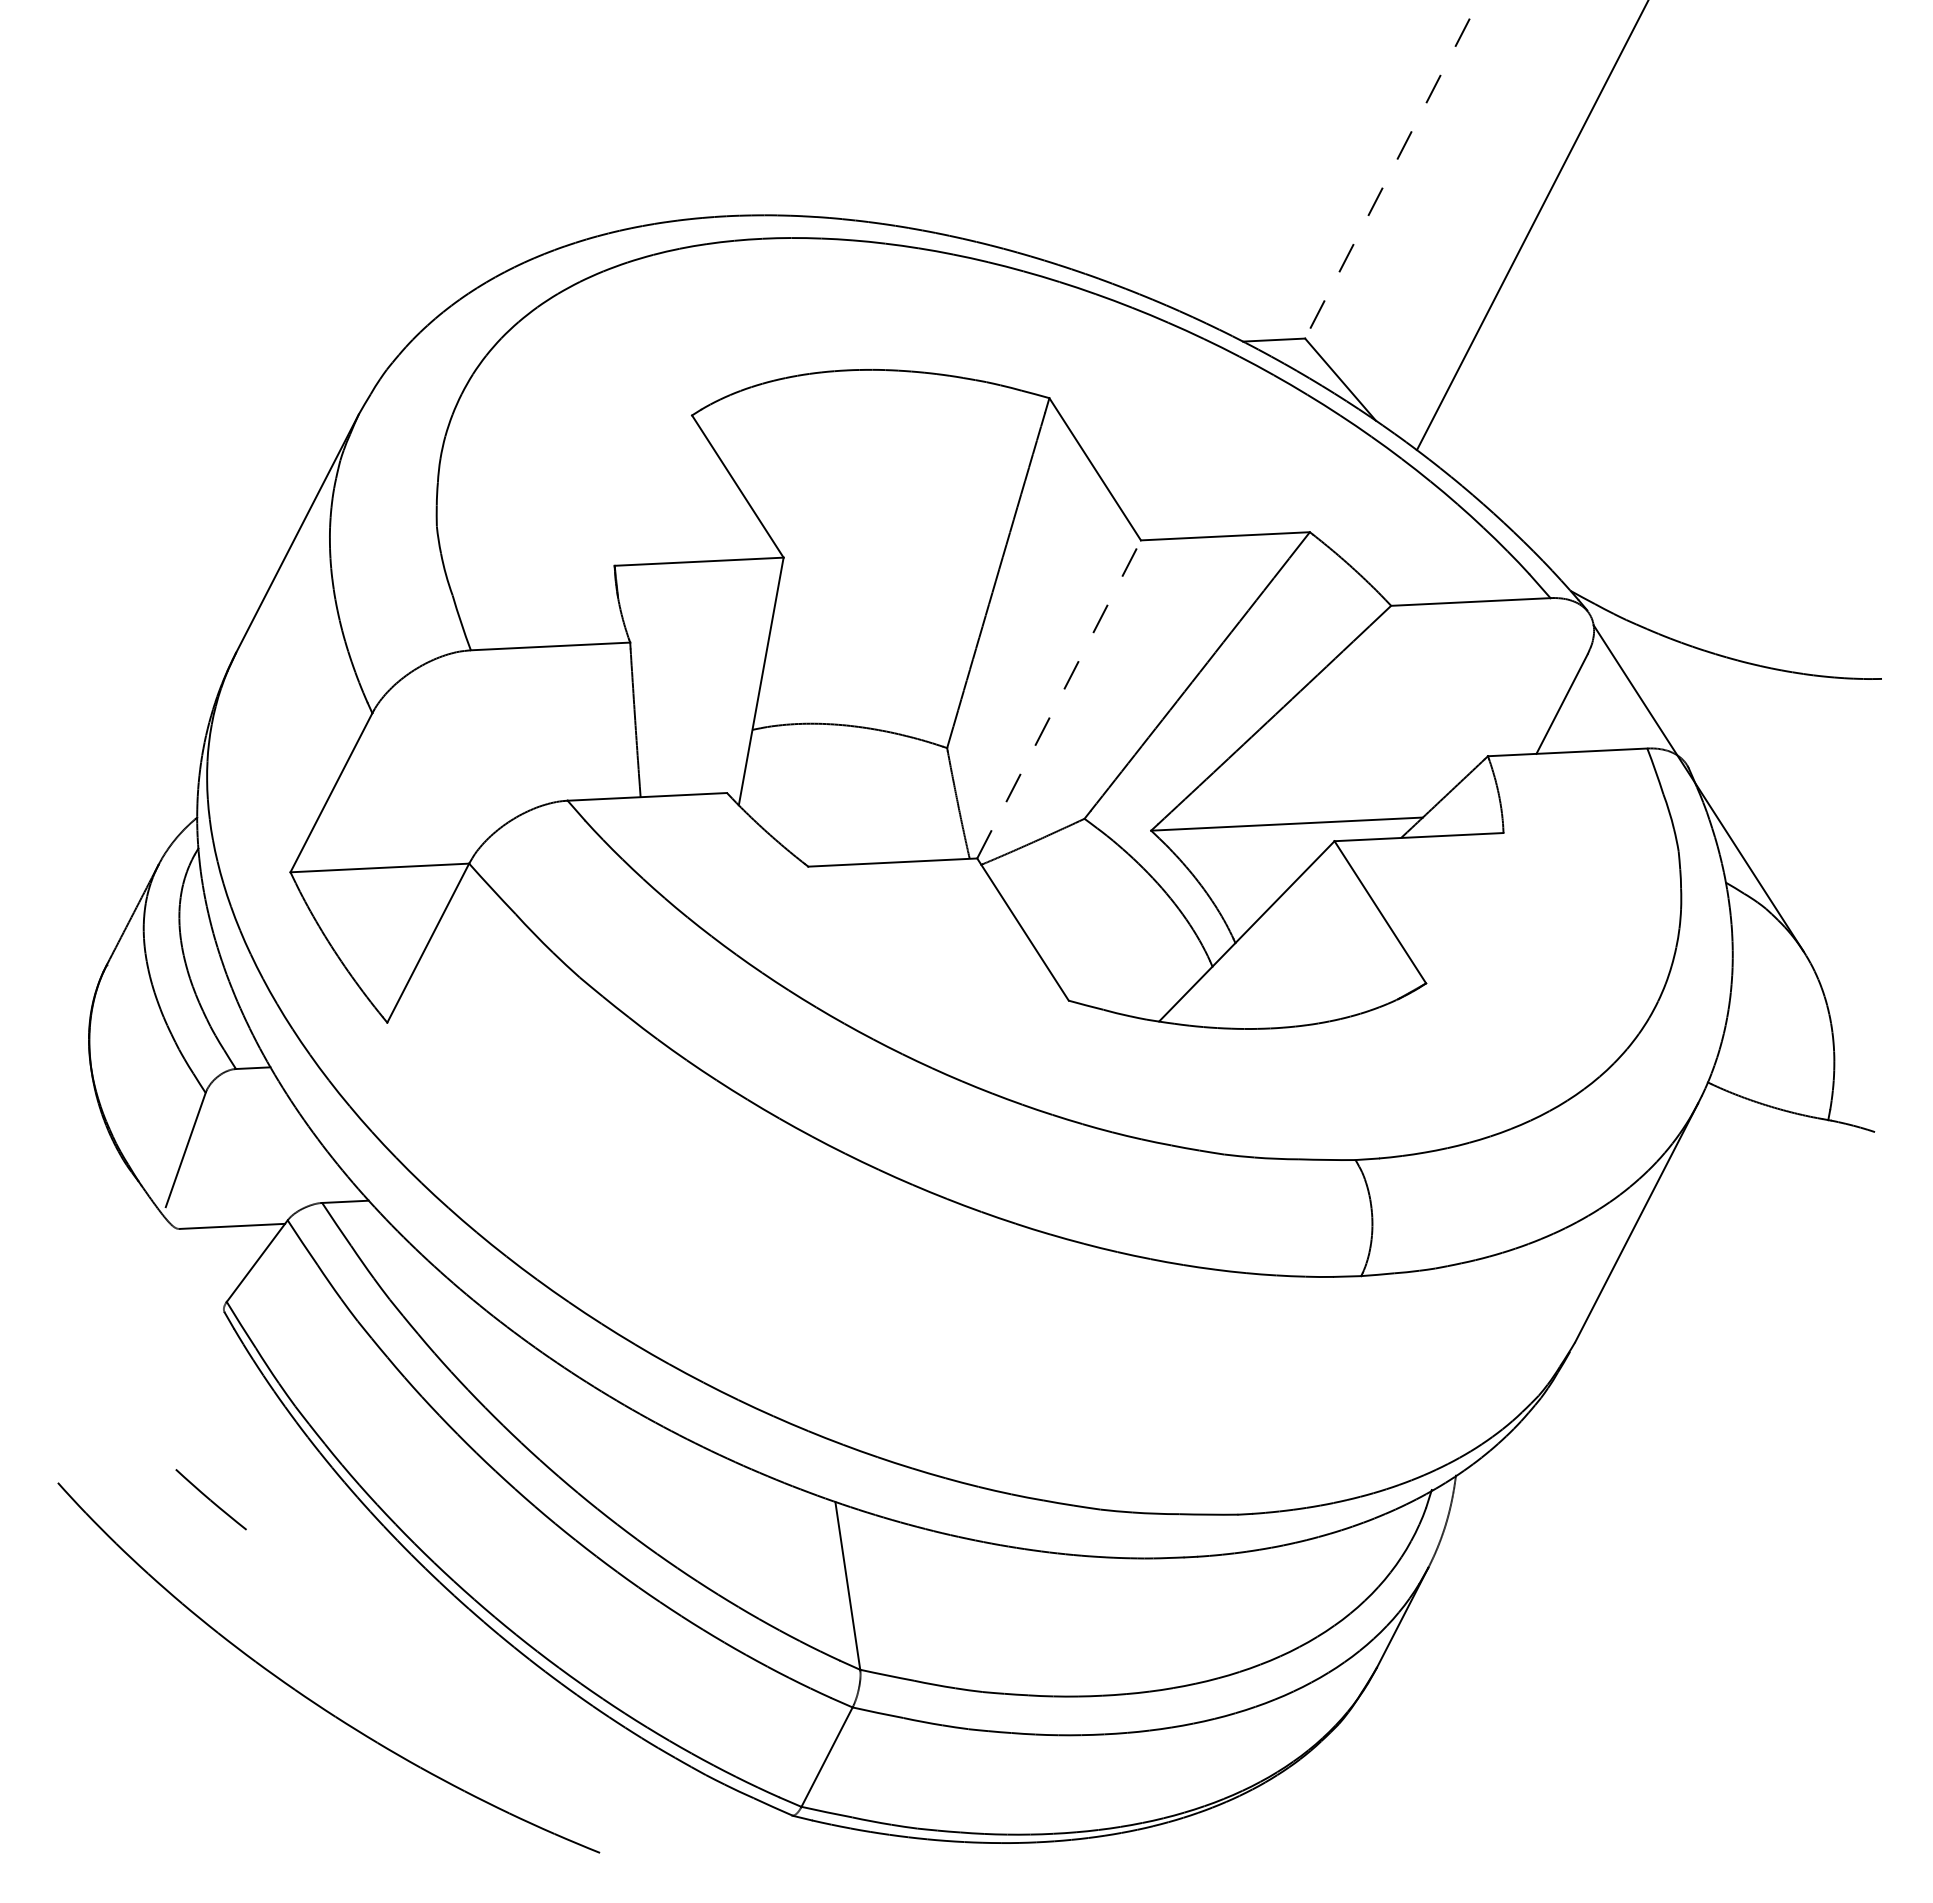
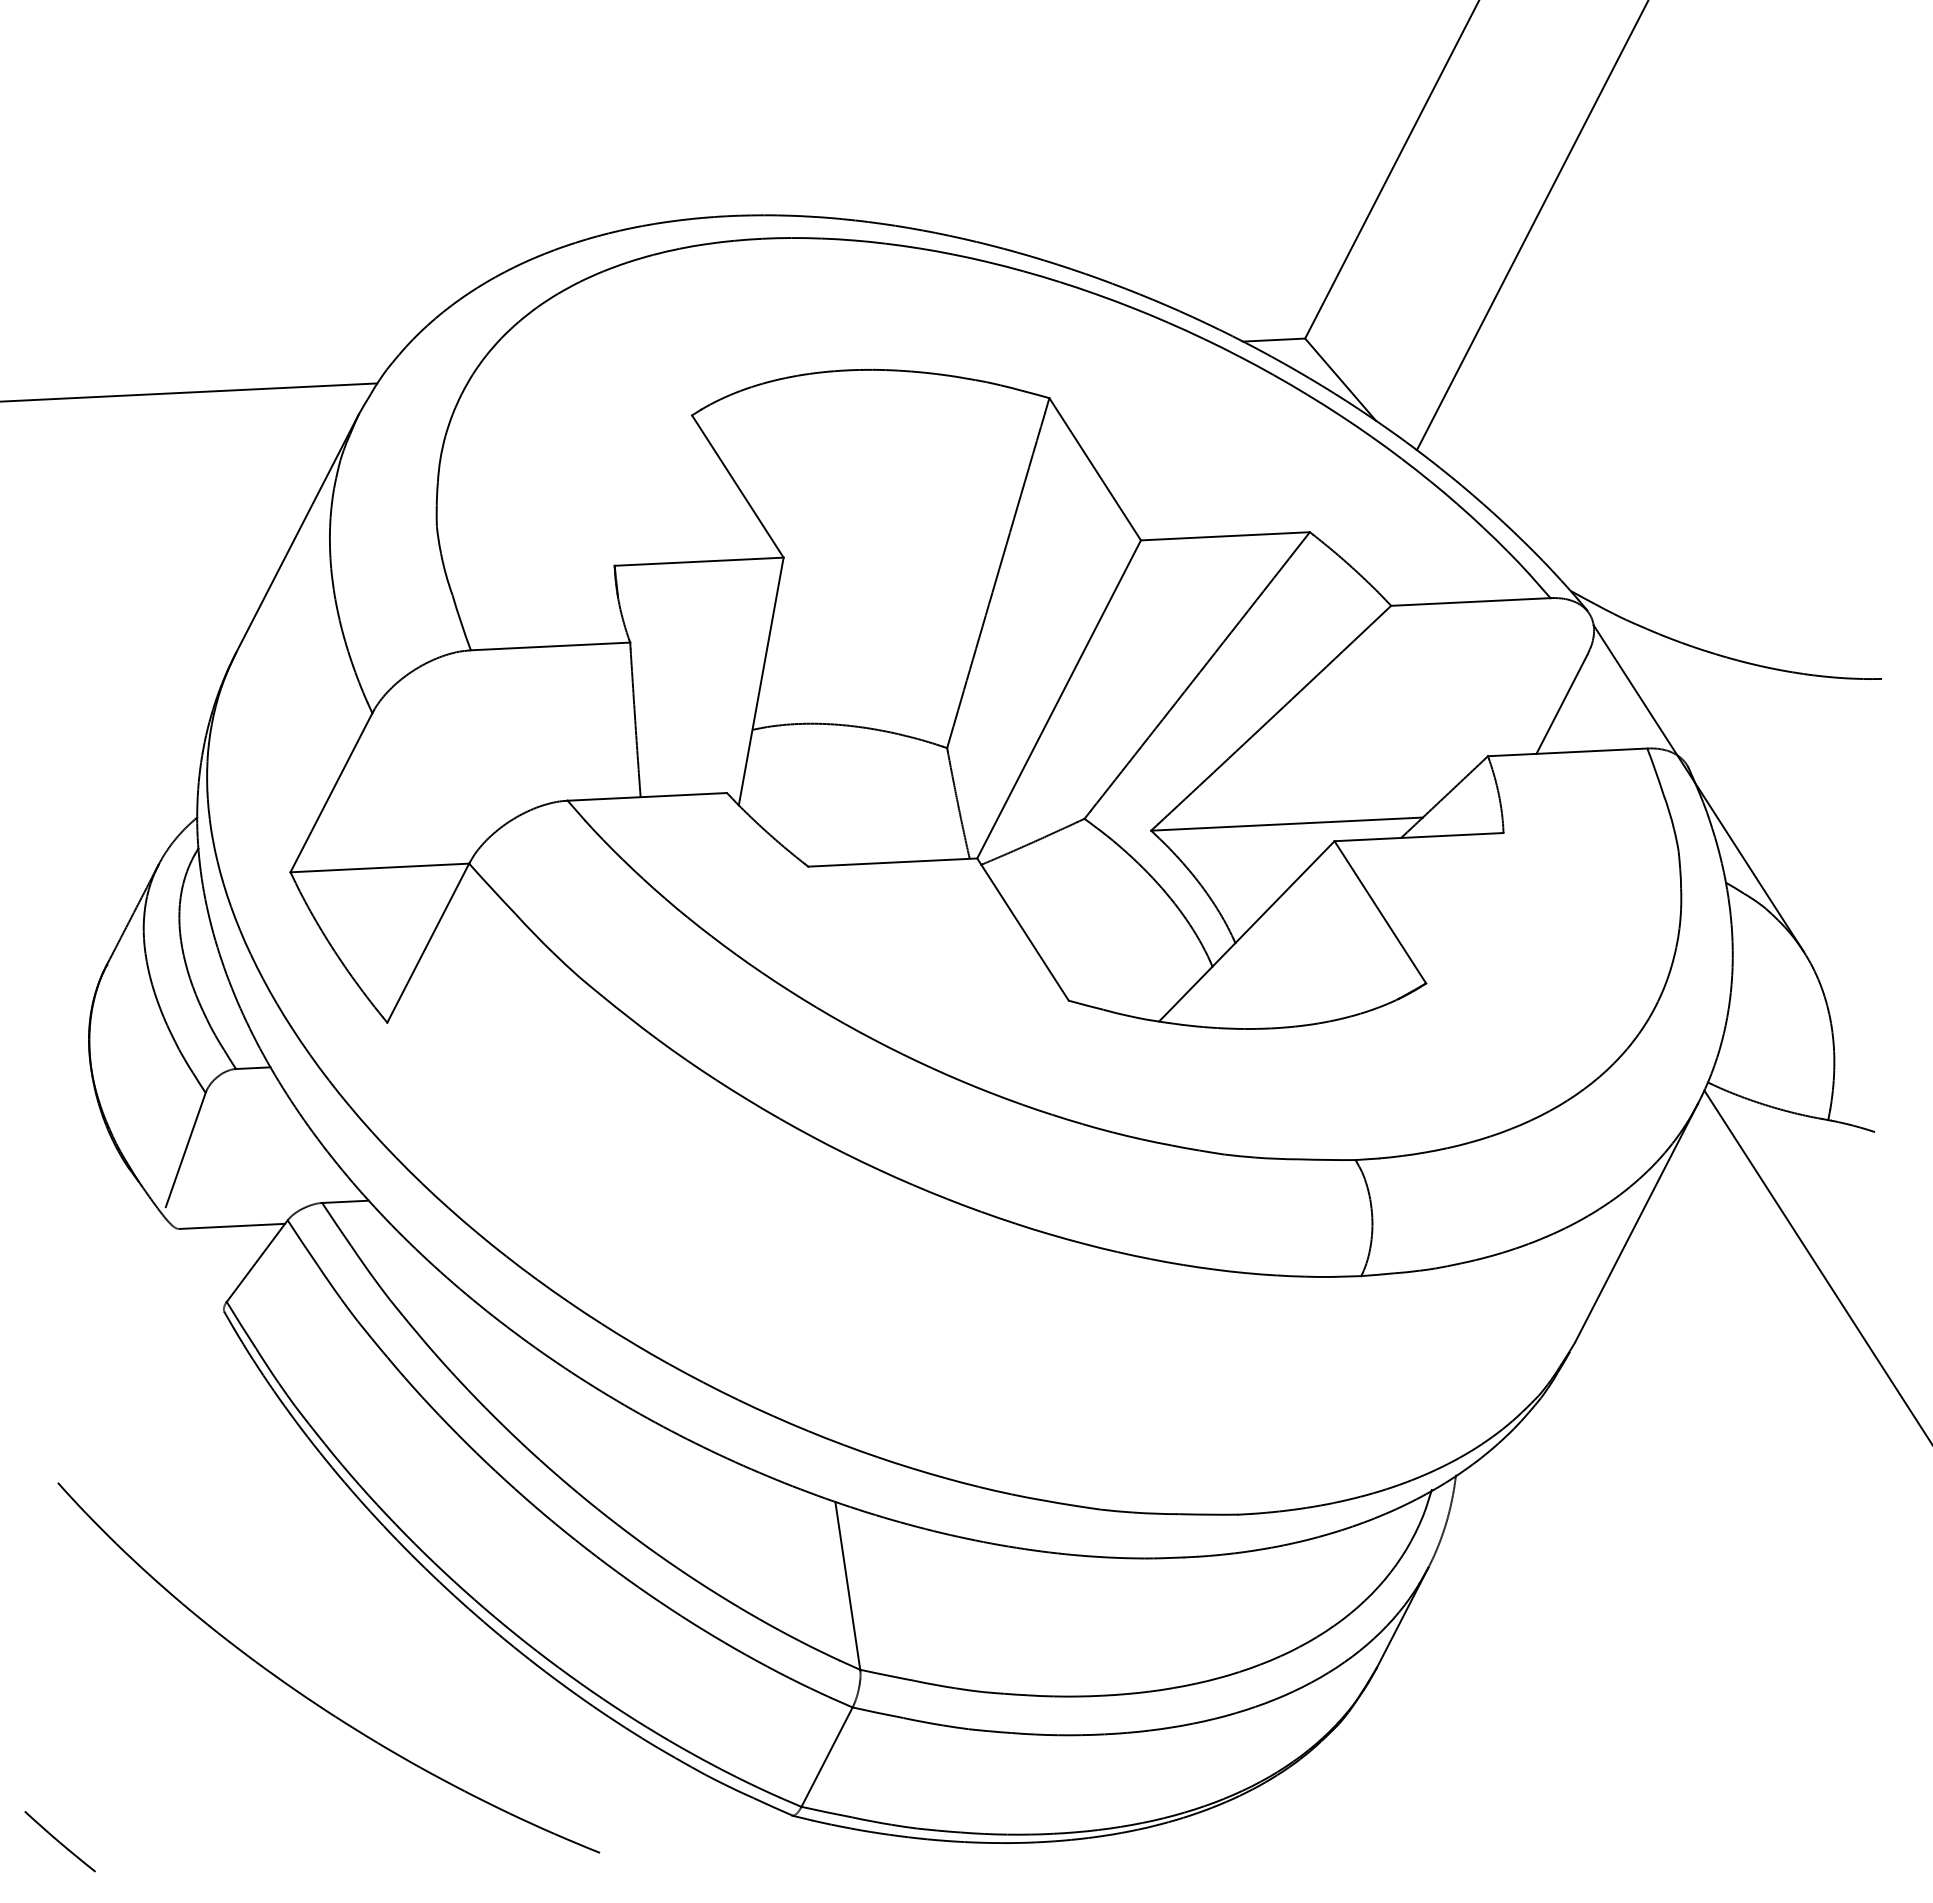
line: dashed -> solid (1392, 169)
line: none -> present (189, 392)
line: dashed -> solid (1059, 699)
line: none -> present (1816, 1265)
line position: (210, 1499) -> (59, 1841) (59, 1841)
